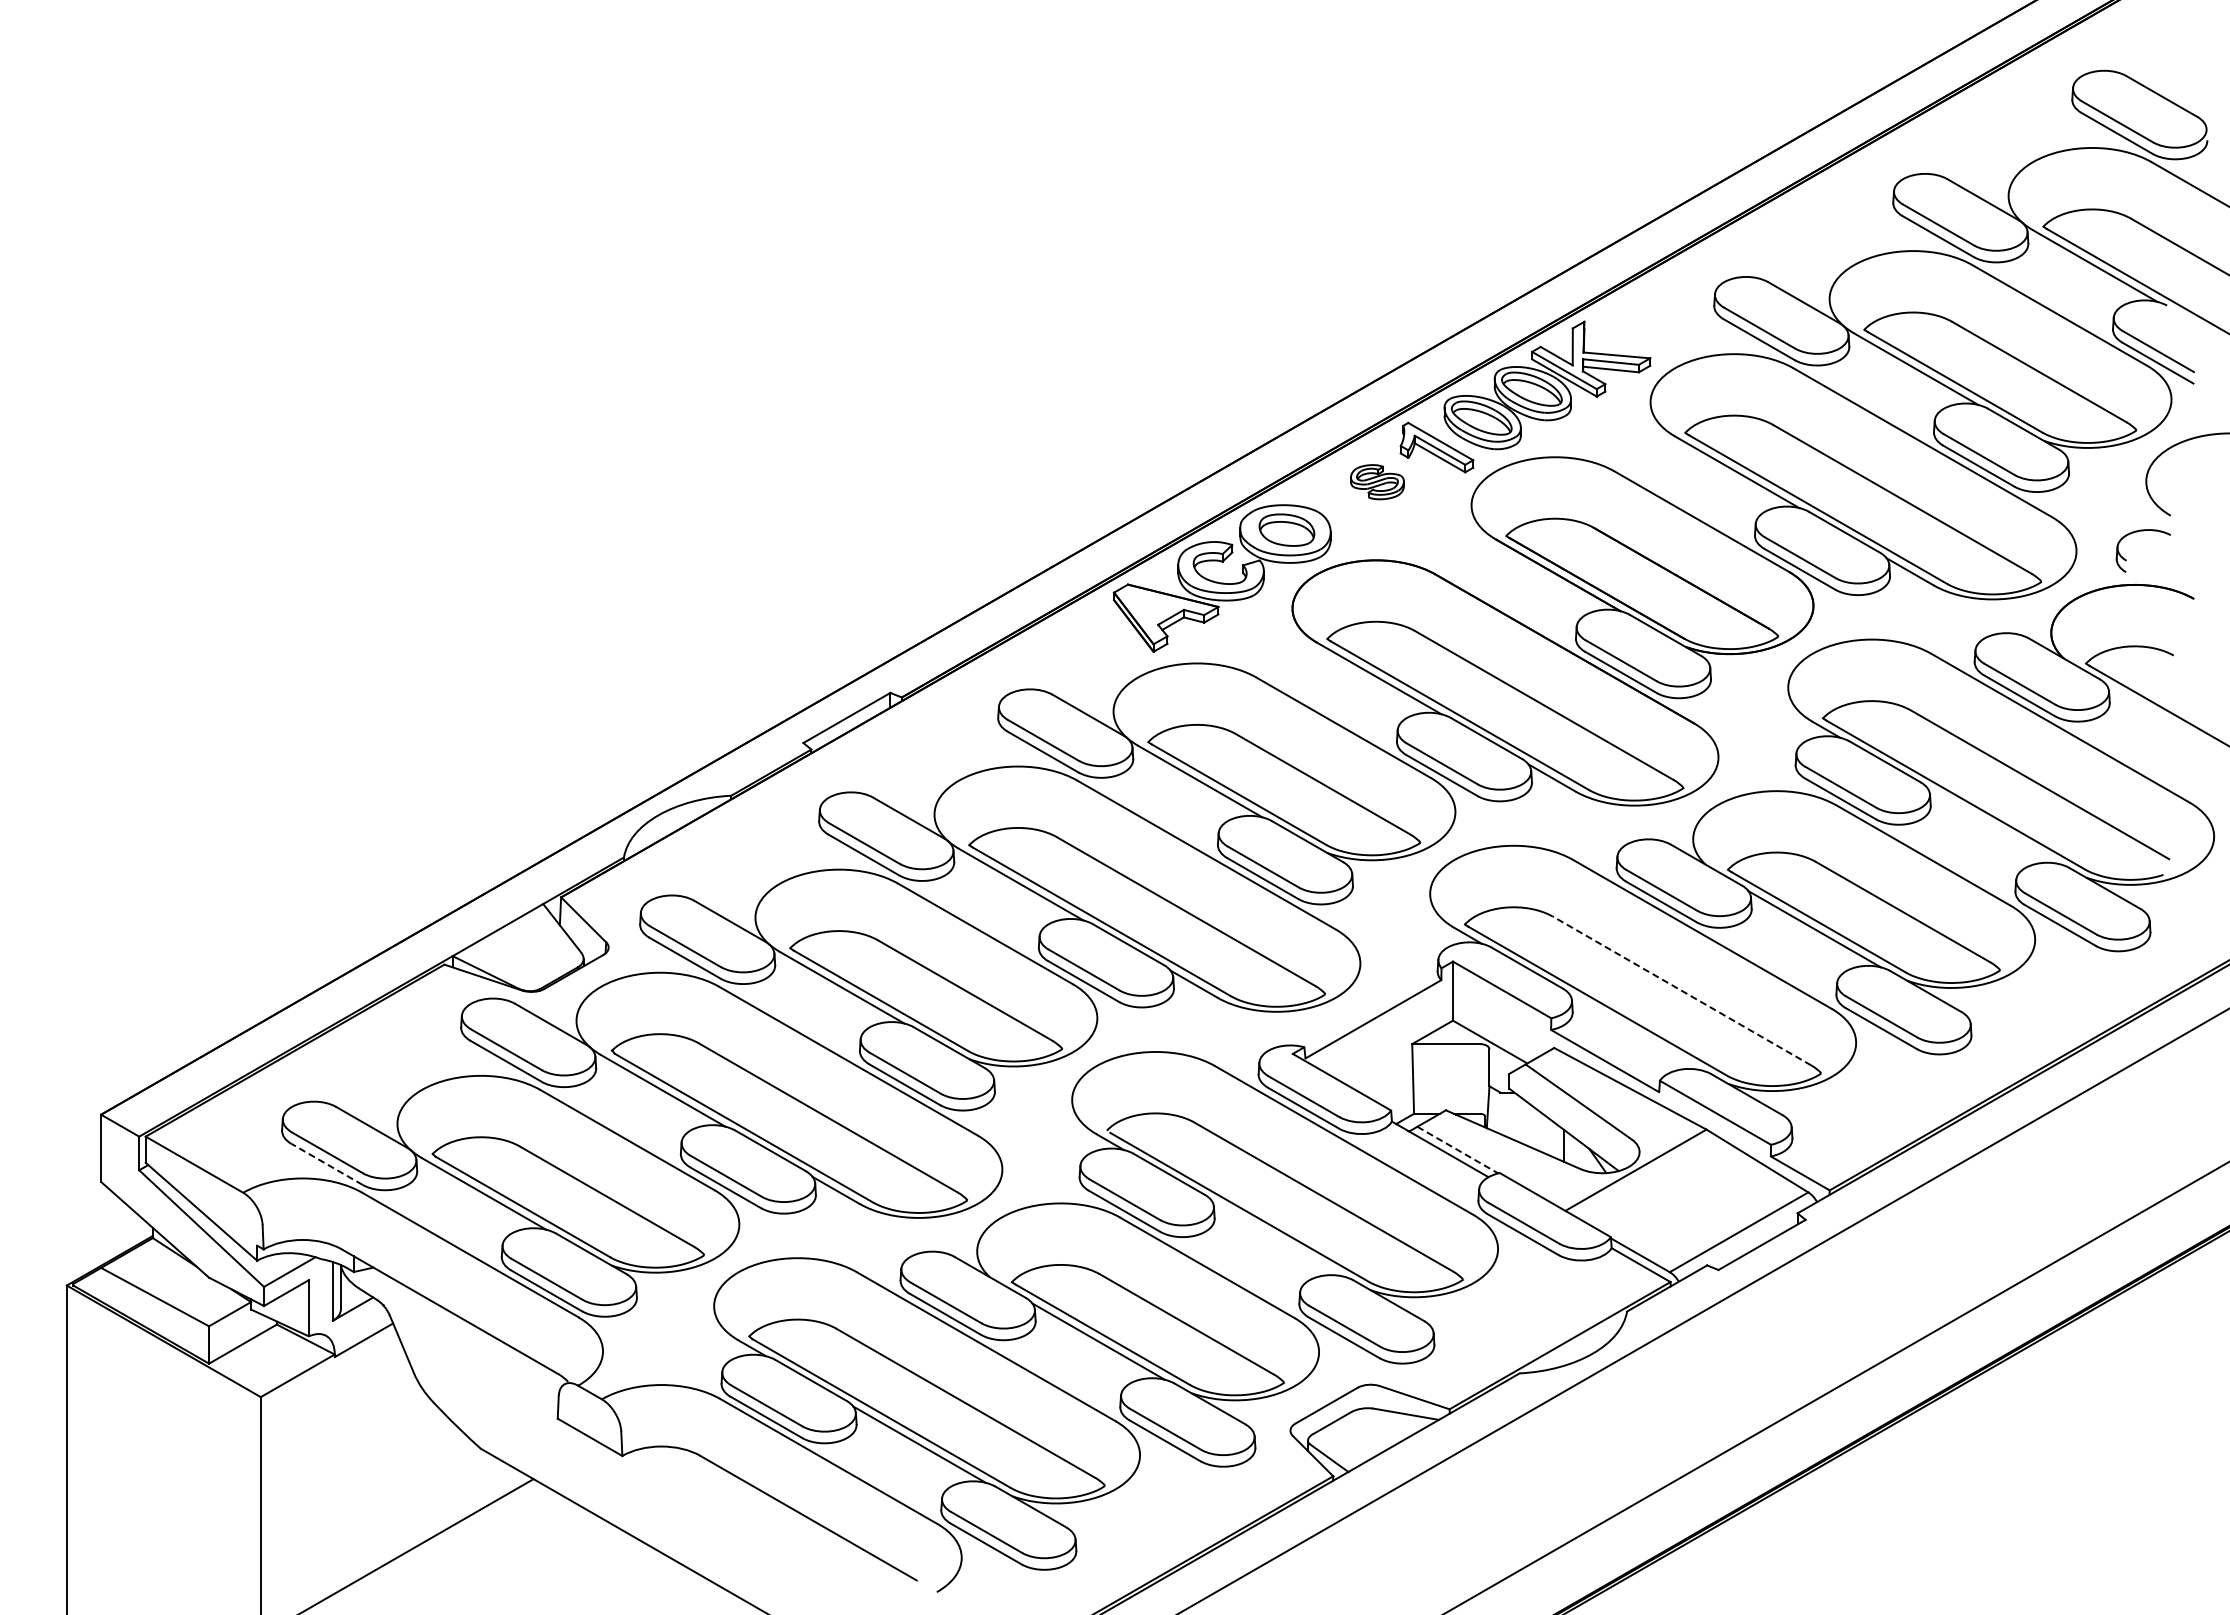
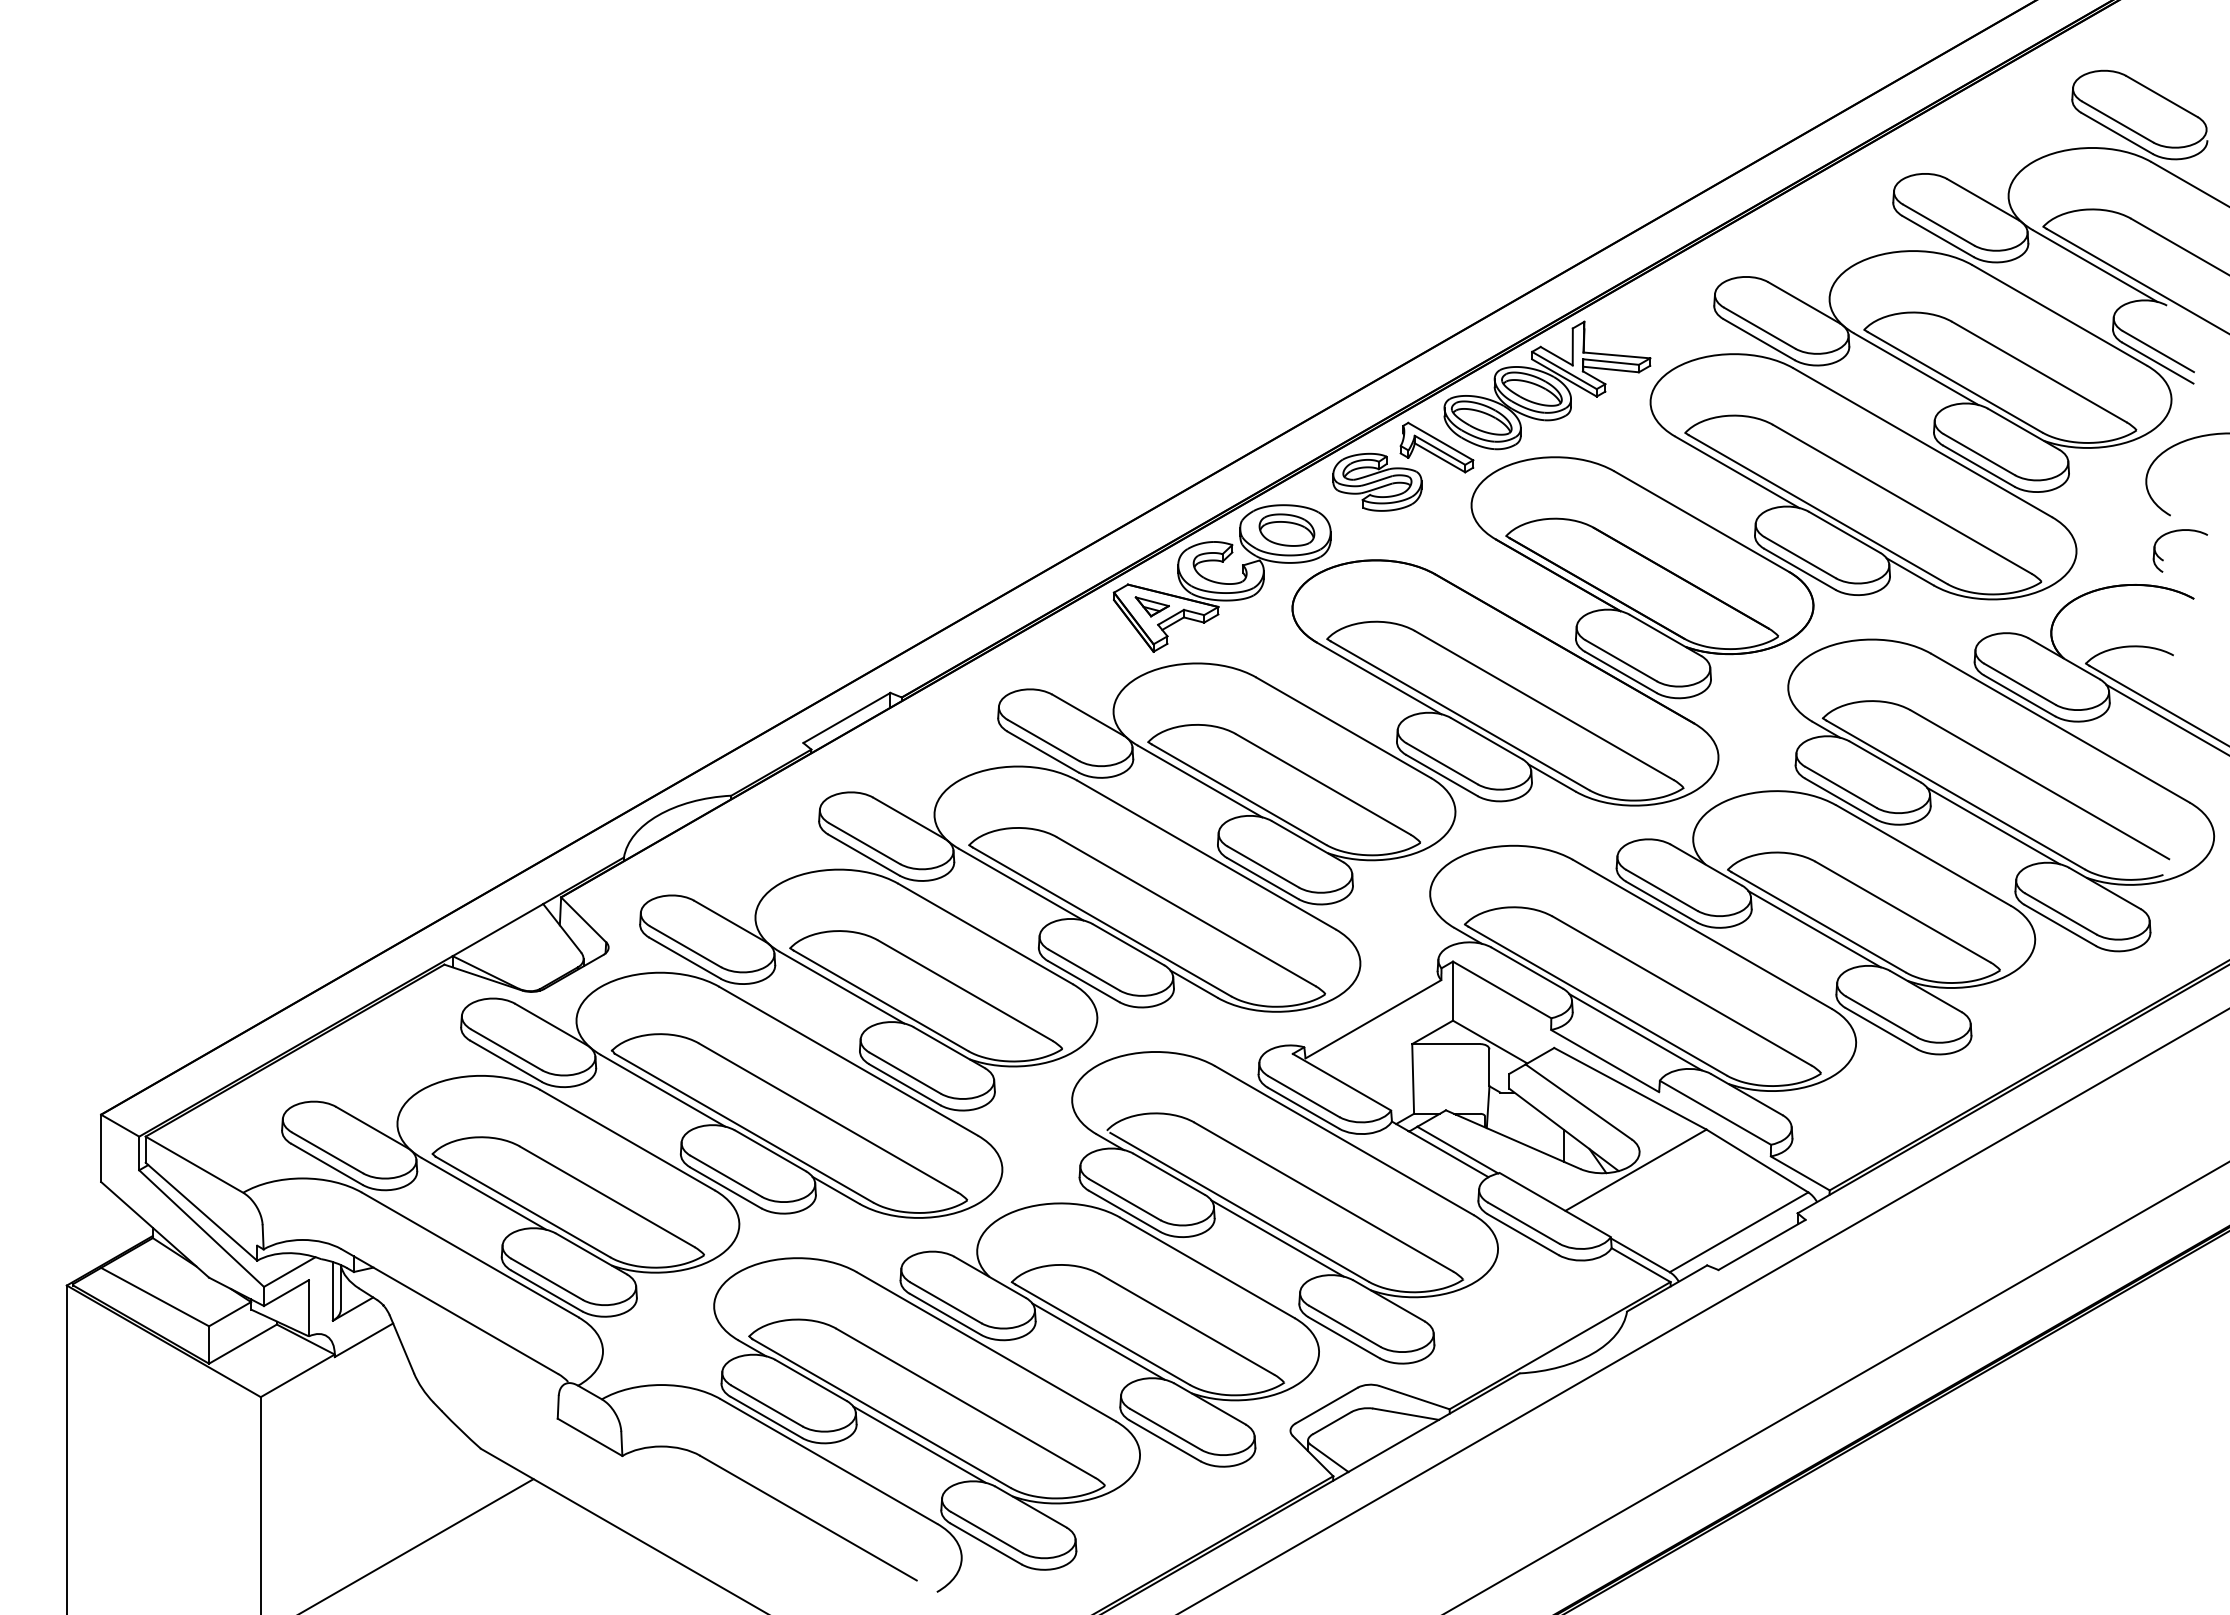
part size: 55x37 px -> 91x60 px (1377, 481)
part position: (2126, 559) -> (2163, 559) (2163, 559)
part: none -> present (1151, 606)
line: none -> present (2166, 719)
line: none -> present (1993, 825)
line: dashed -> solid (1681, 990)
line: none -> present (1635, 1032)
line: dashed -> solid (1457, 1150)
line: dashed -> solid (327, 1164)
line: none -> present (1277, 1238)
